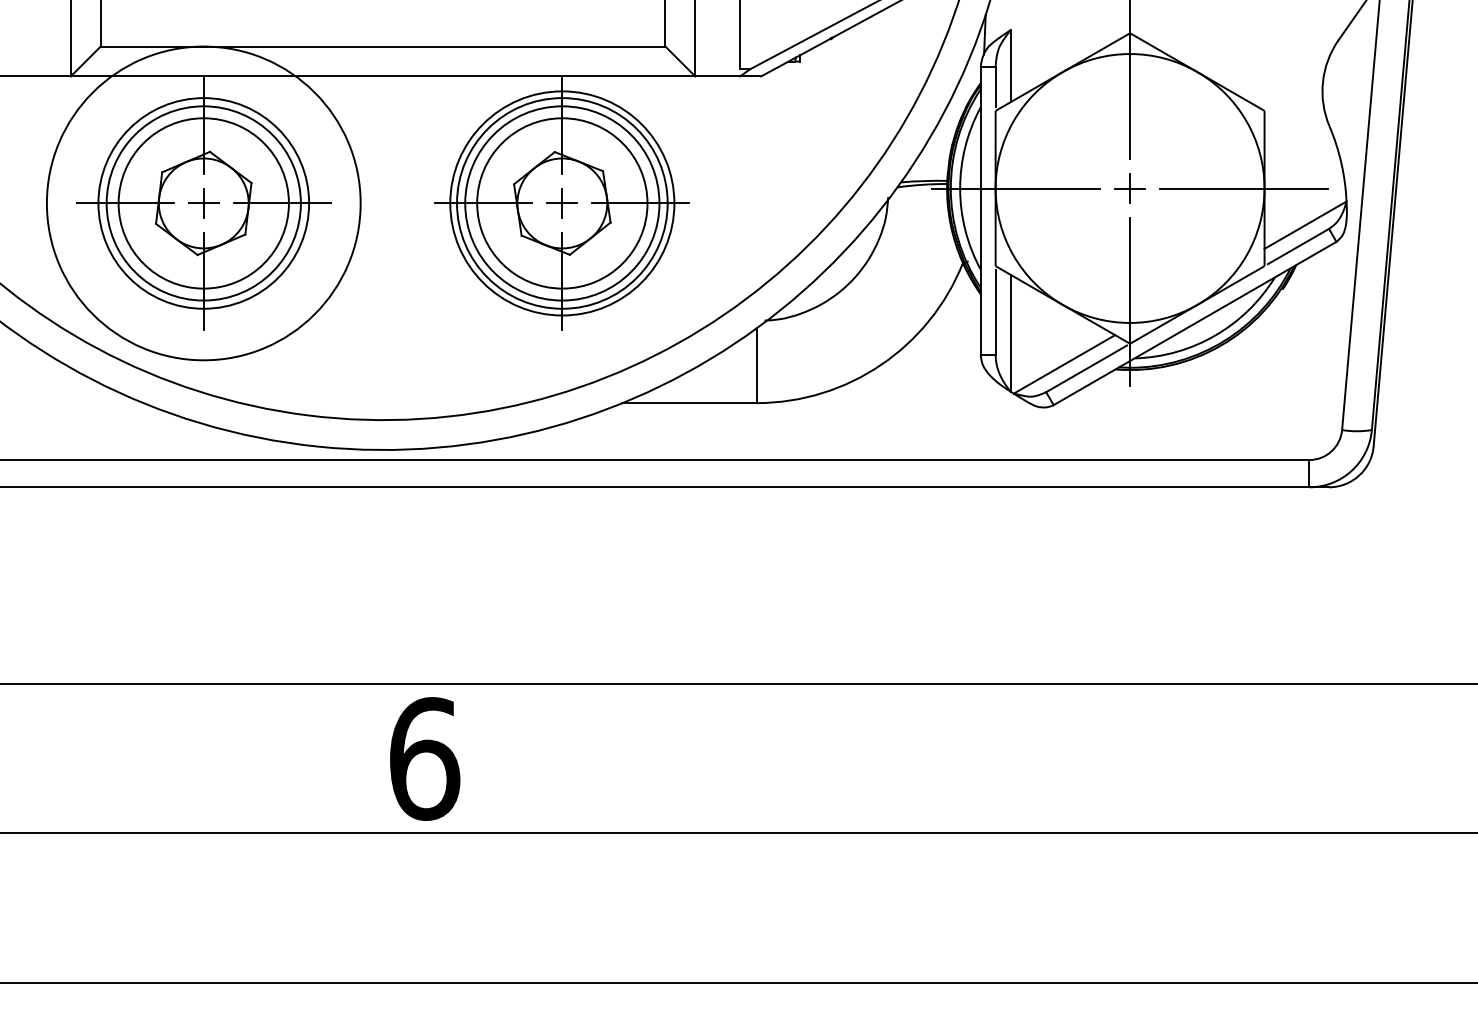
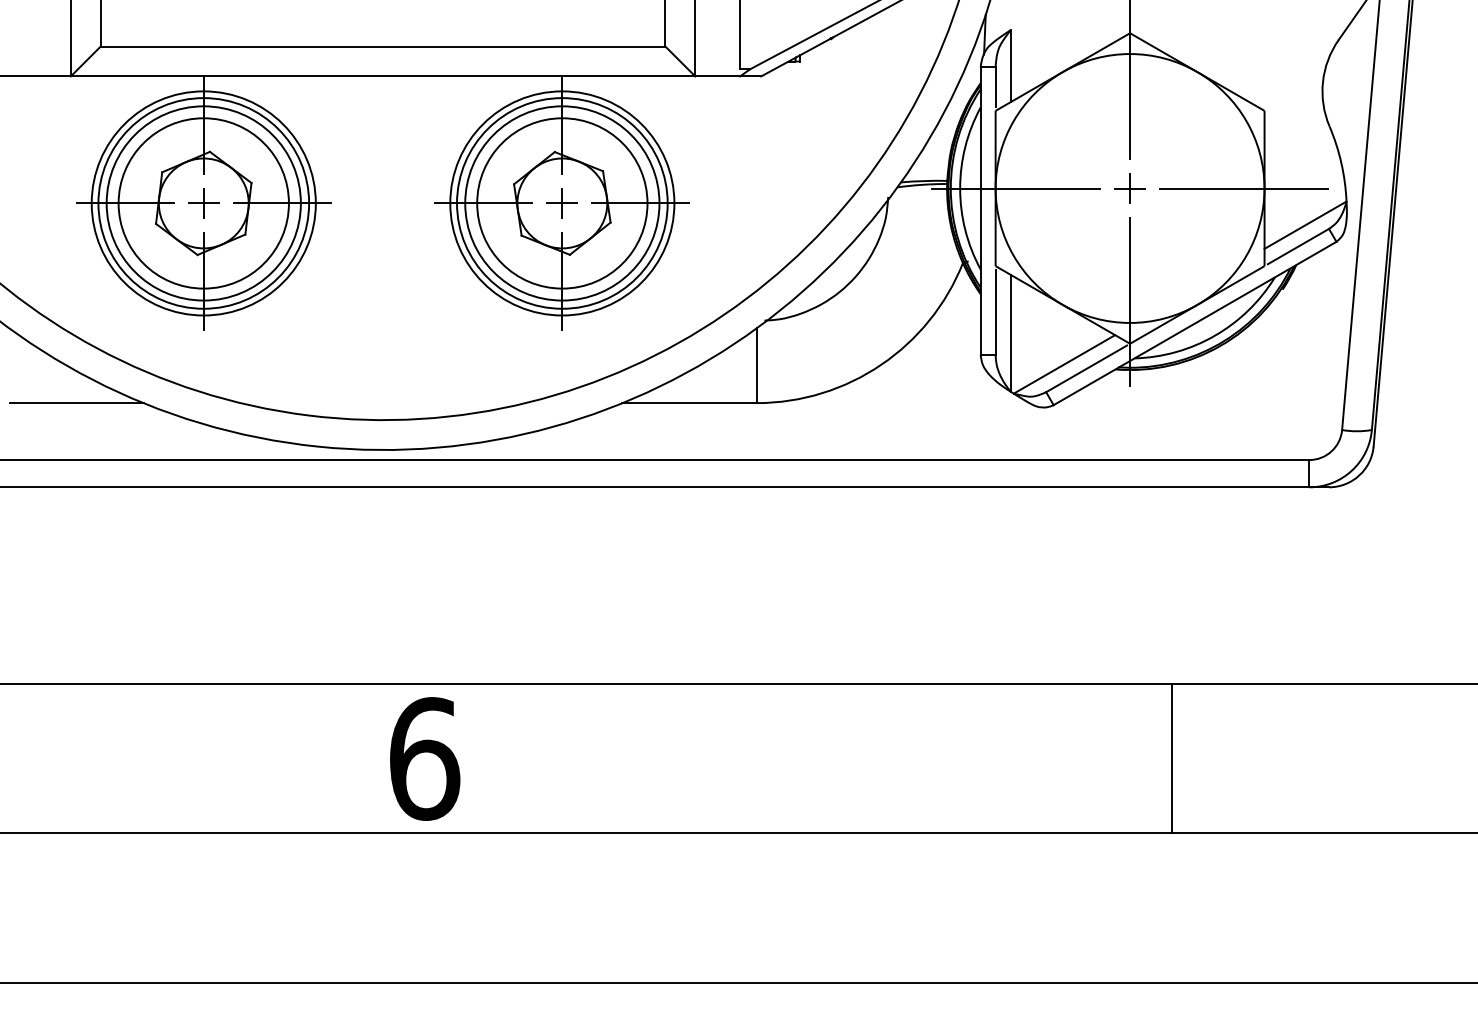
circle diameter: 314 px -> 224 px (203, 203)
line: none -> present (76, 403)
line: none -> present (1172, 758)
